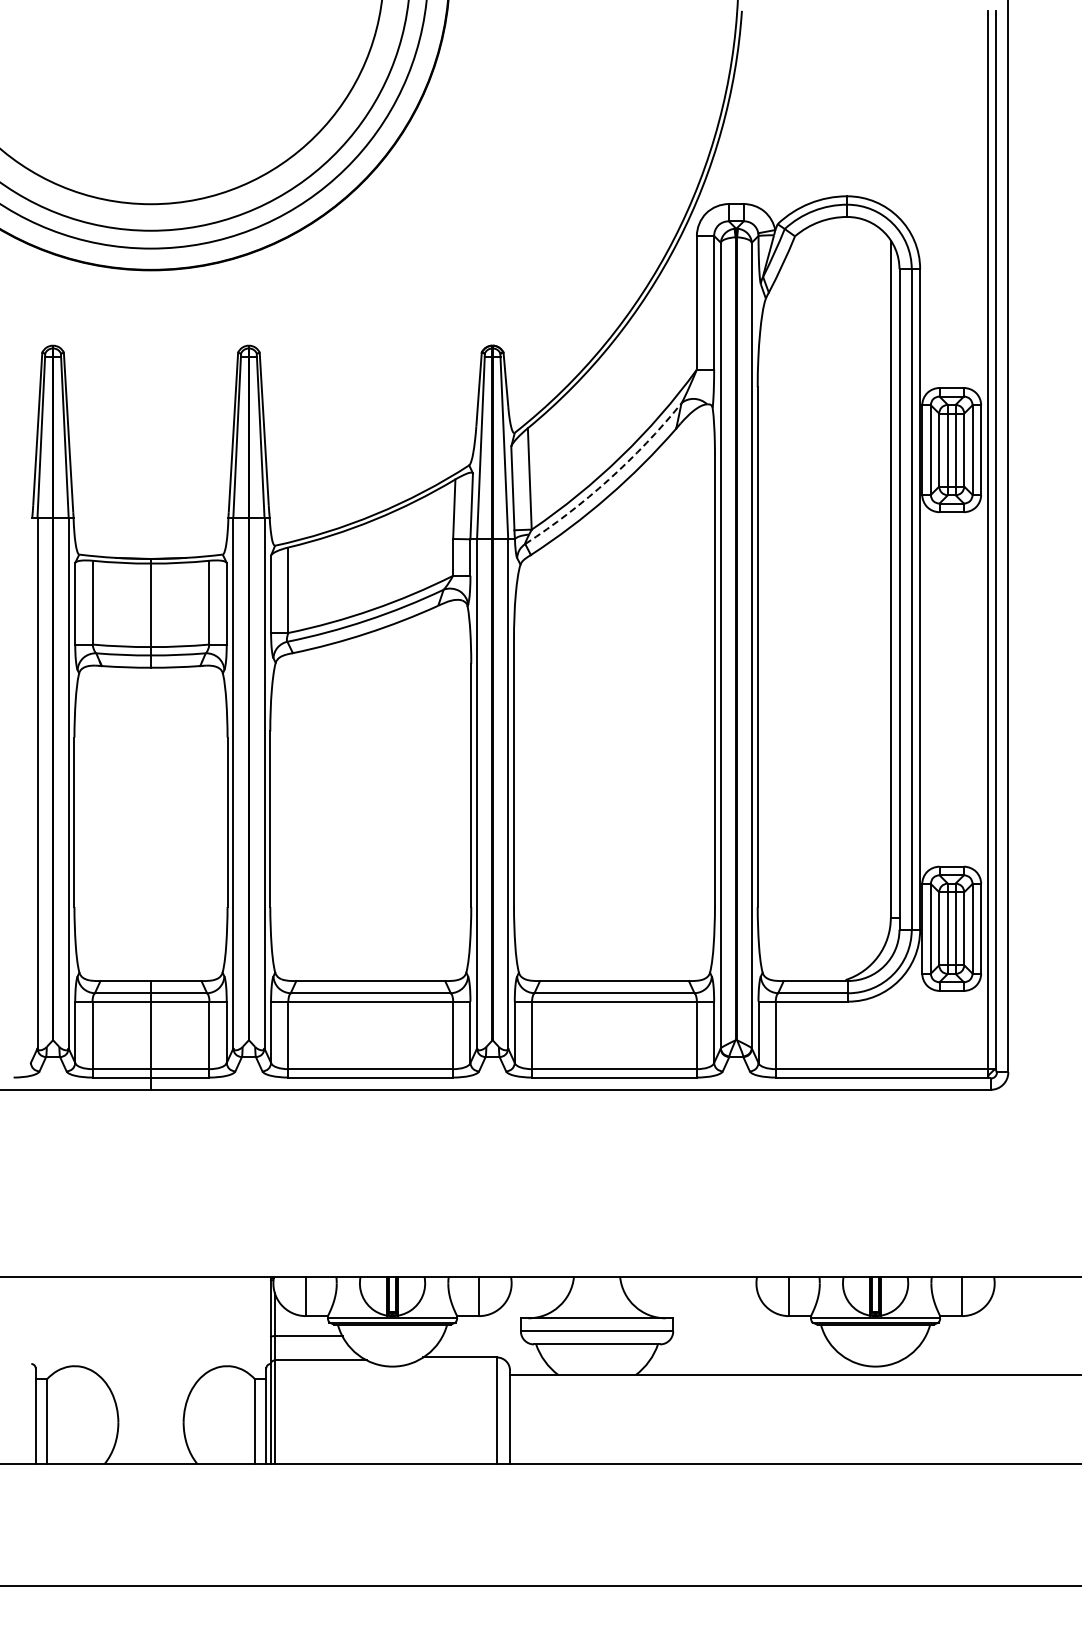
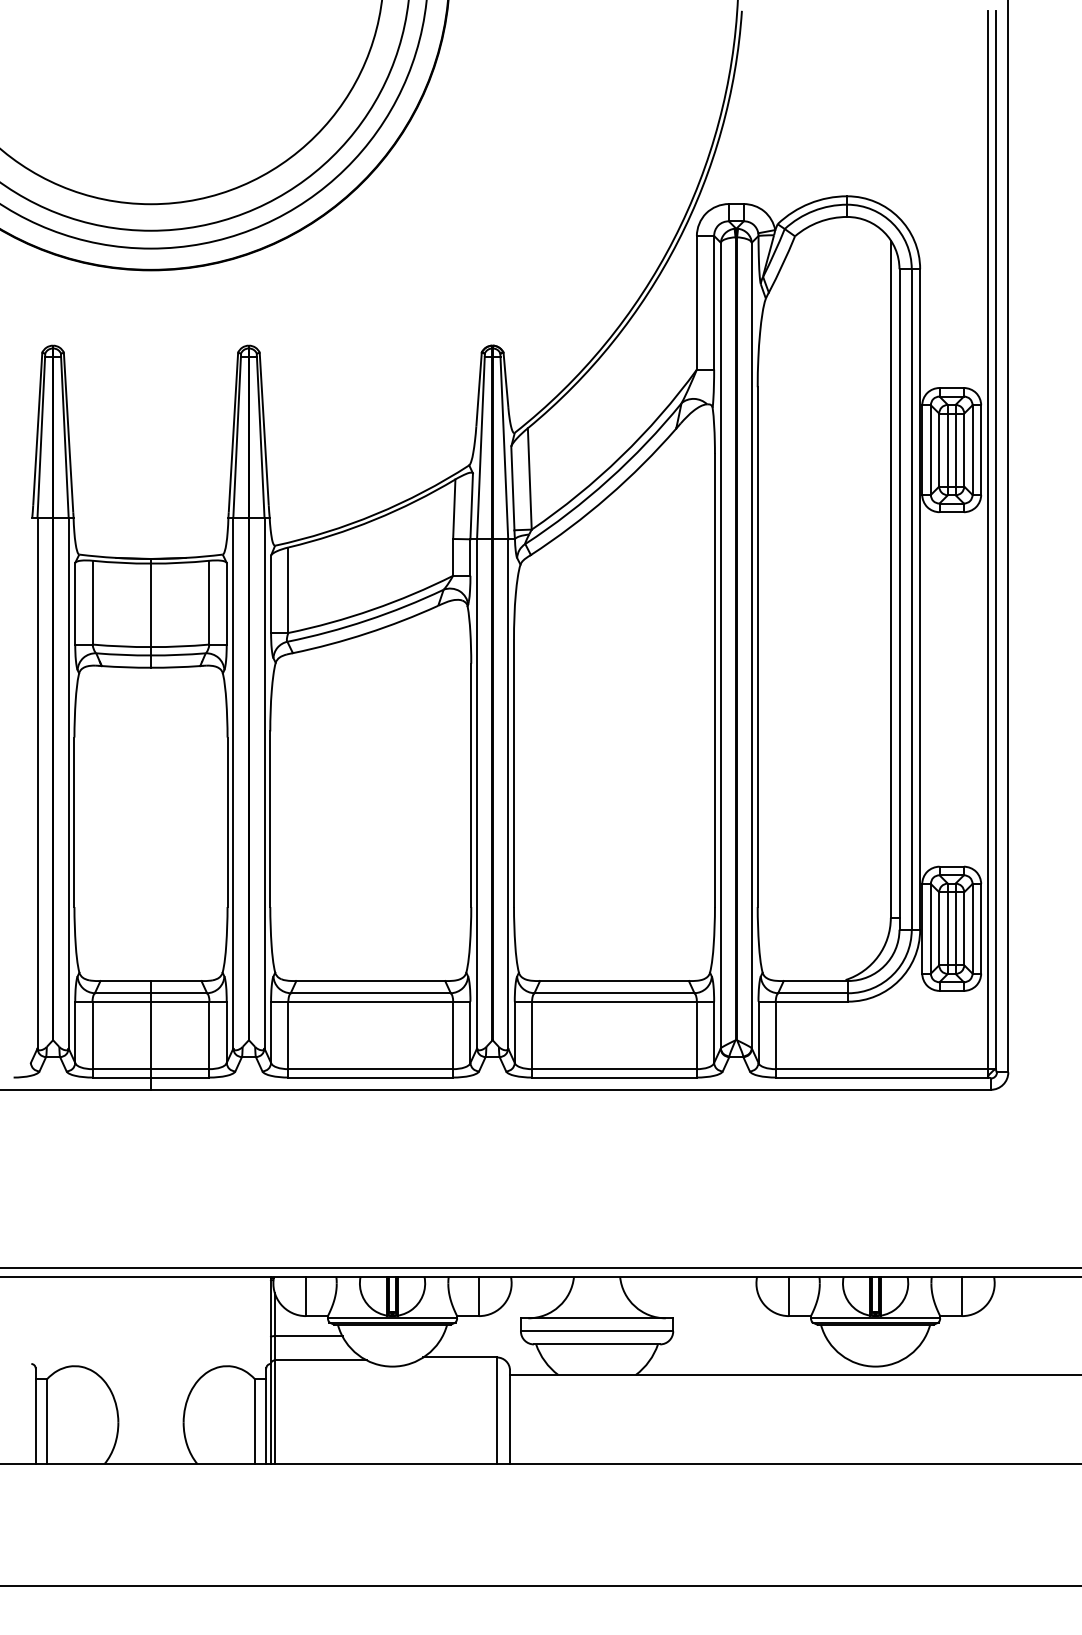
arc: dashed -> solid (608, 479)
line: none -> present (540, 1268)
